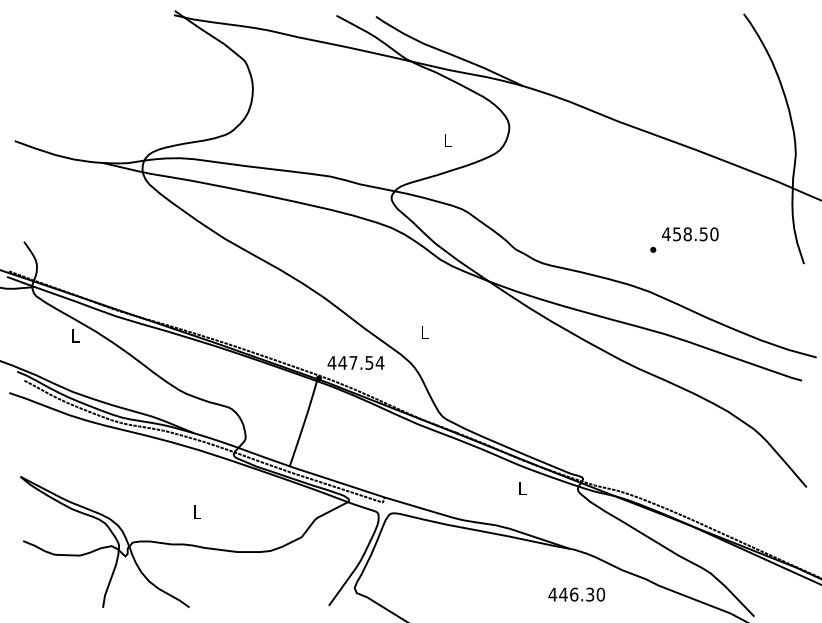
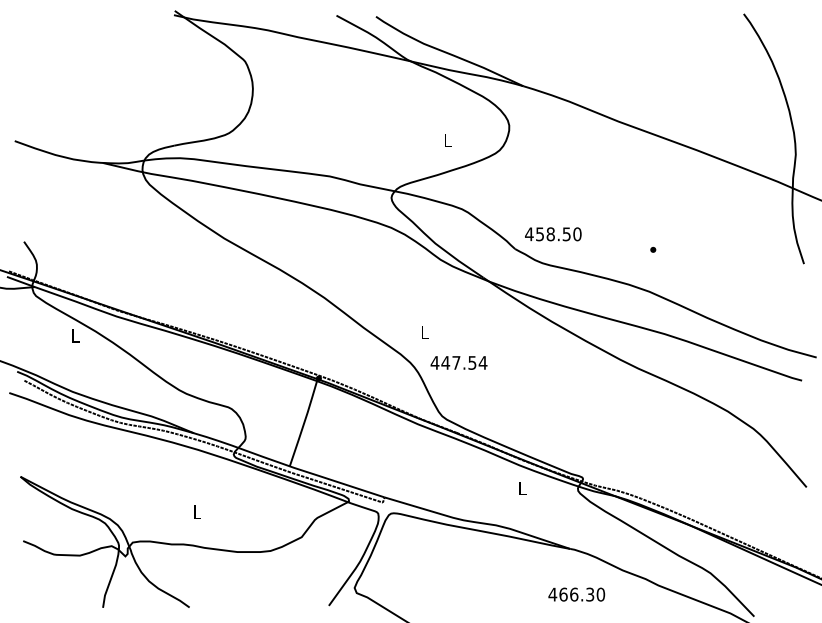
text position: (690, 234) -> (553, 234) (553, 234)
text position: (355, 362) -> (458, 362) (458, 362)
text: 446.30 -> 466.30 (563, 594)
